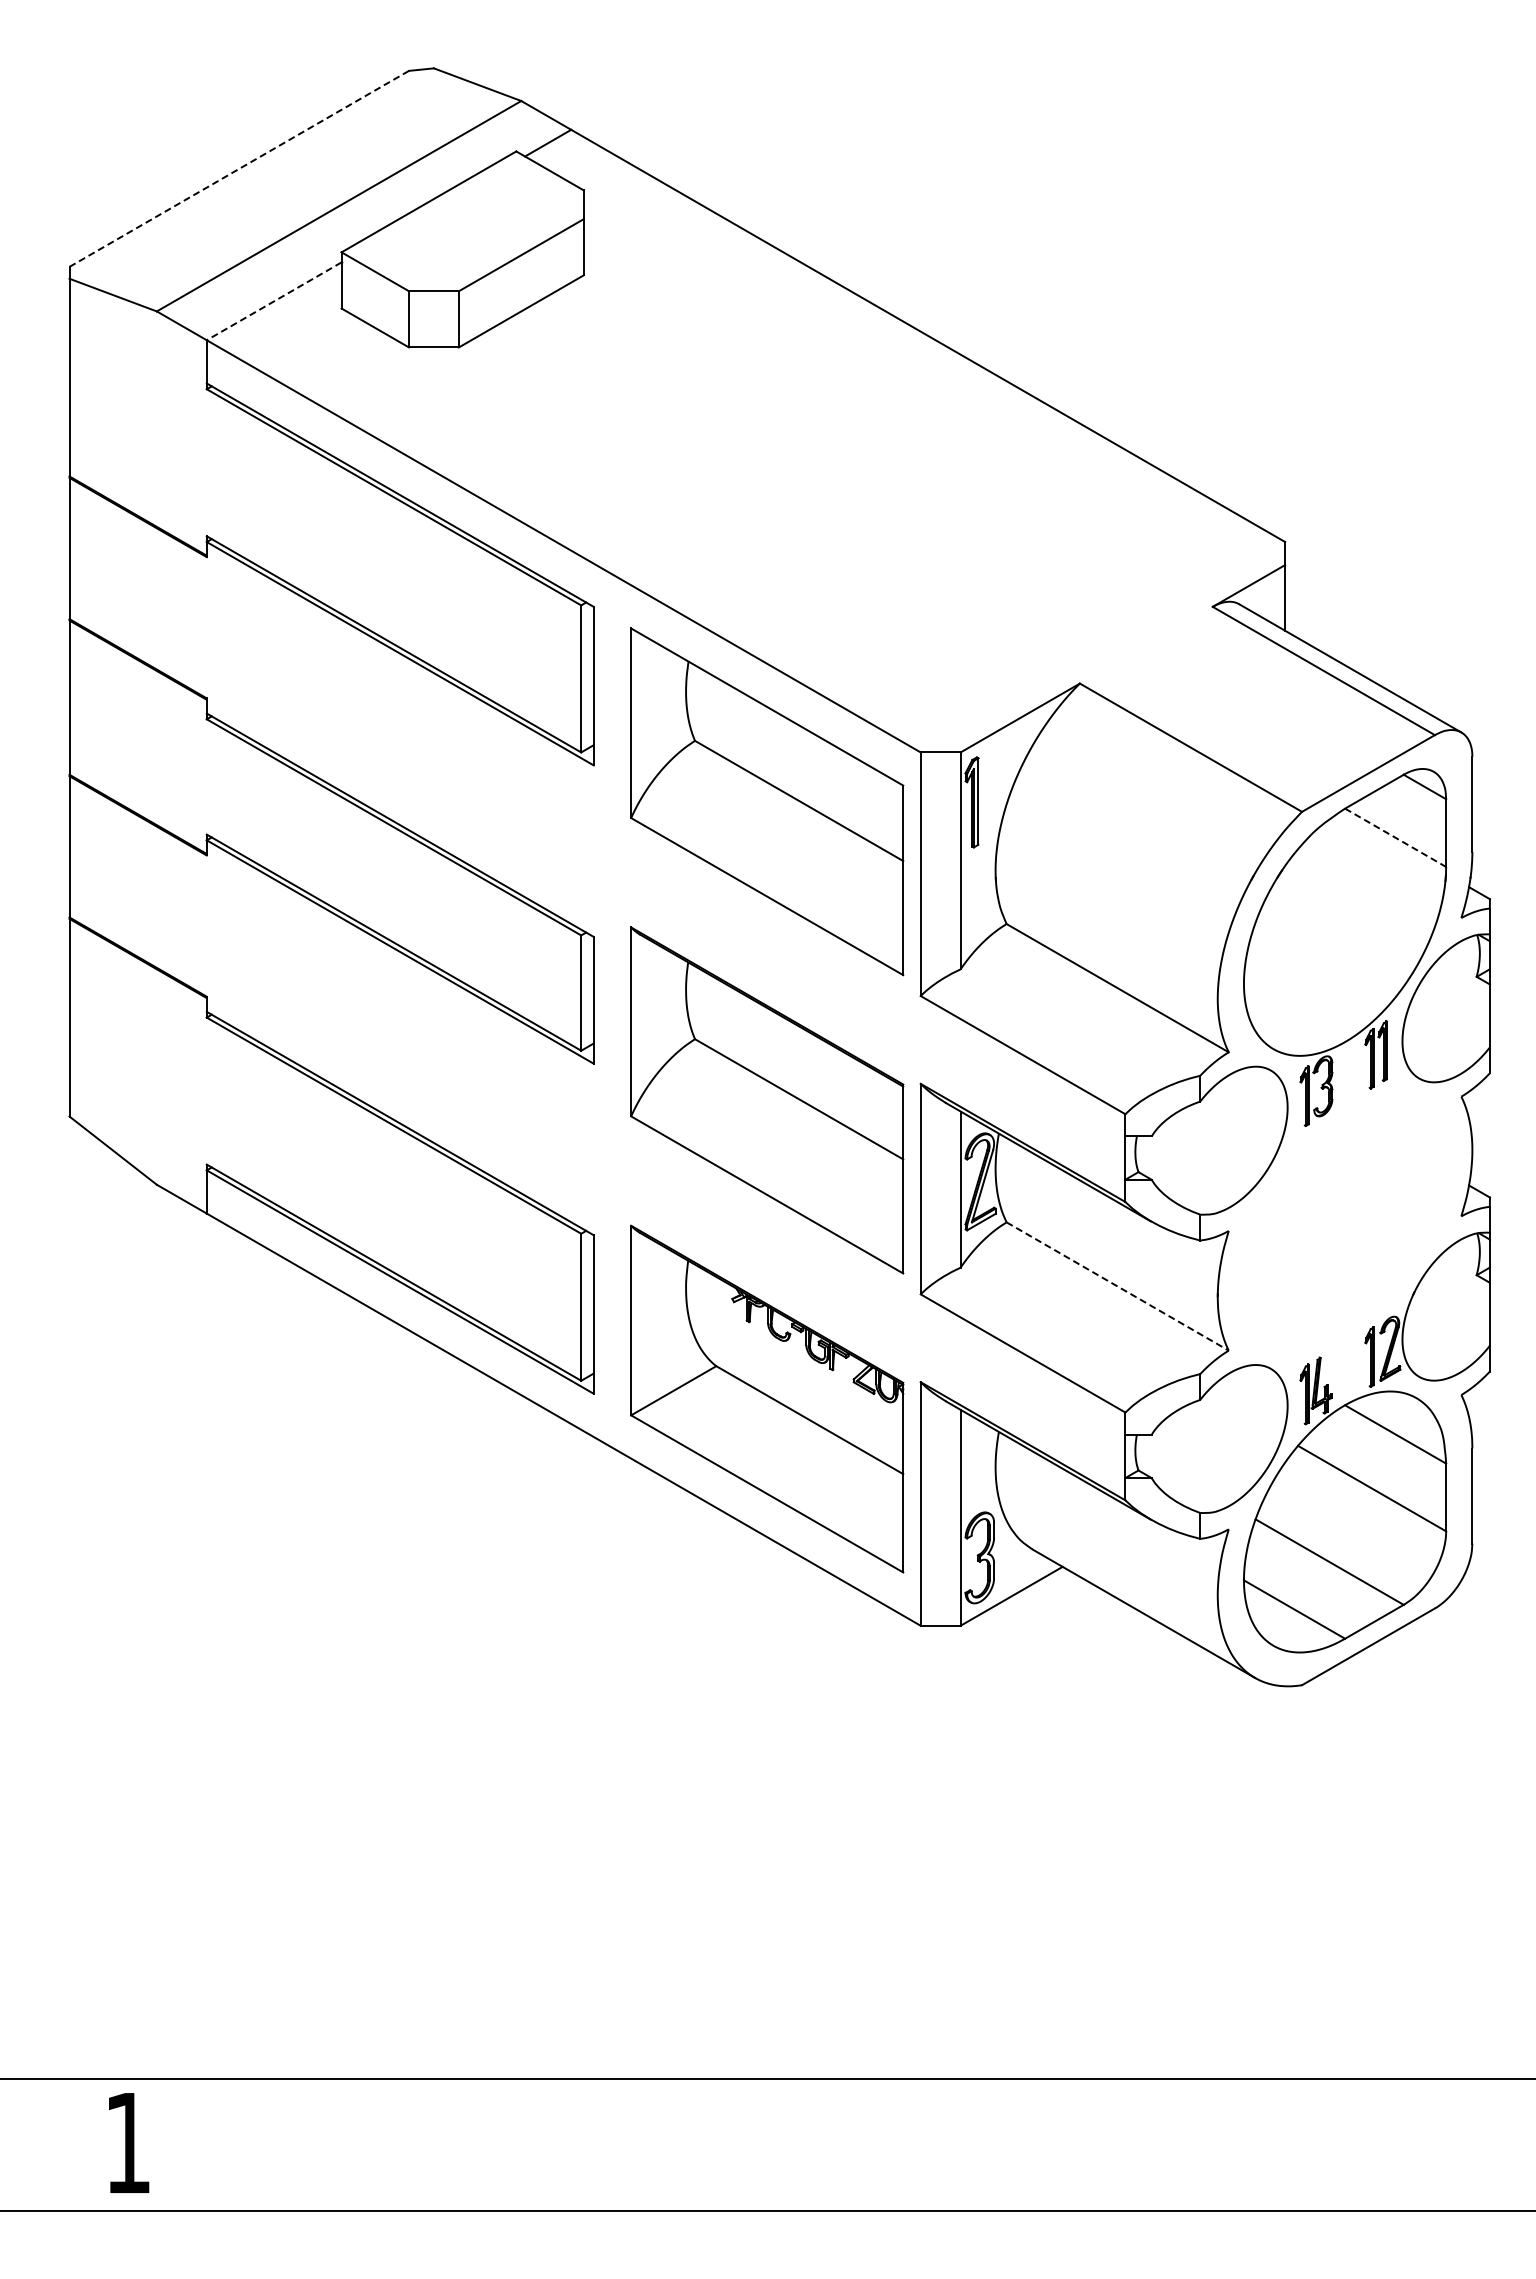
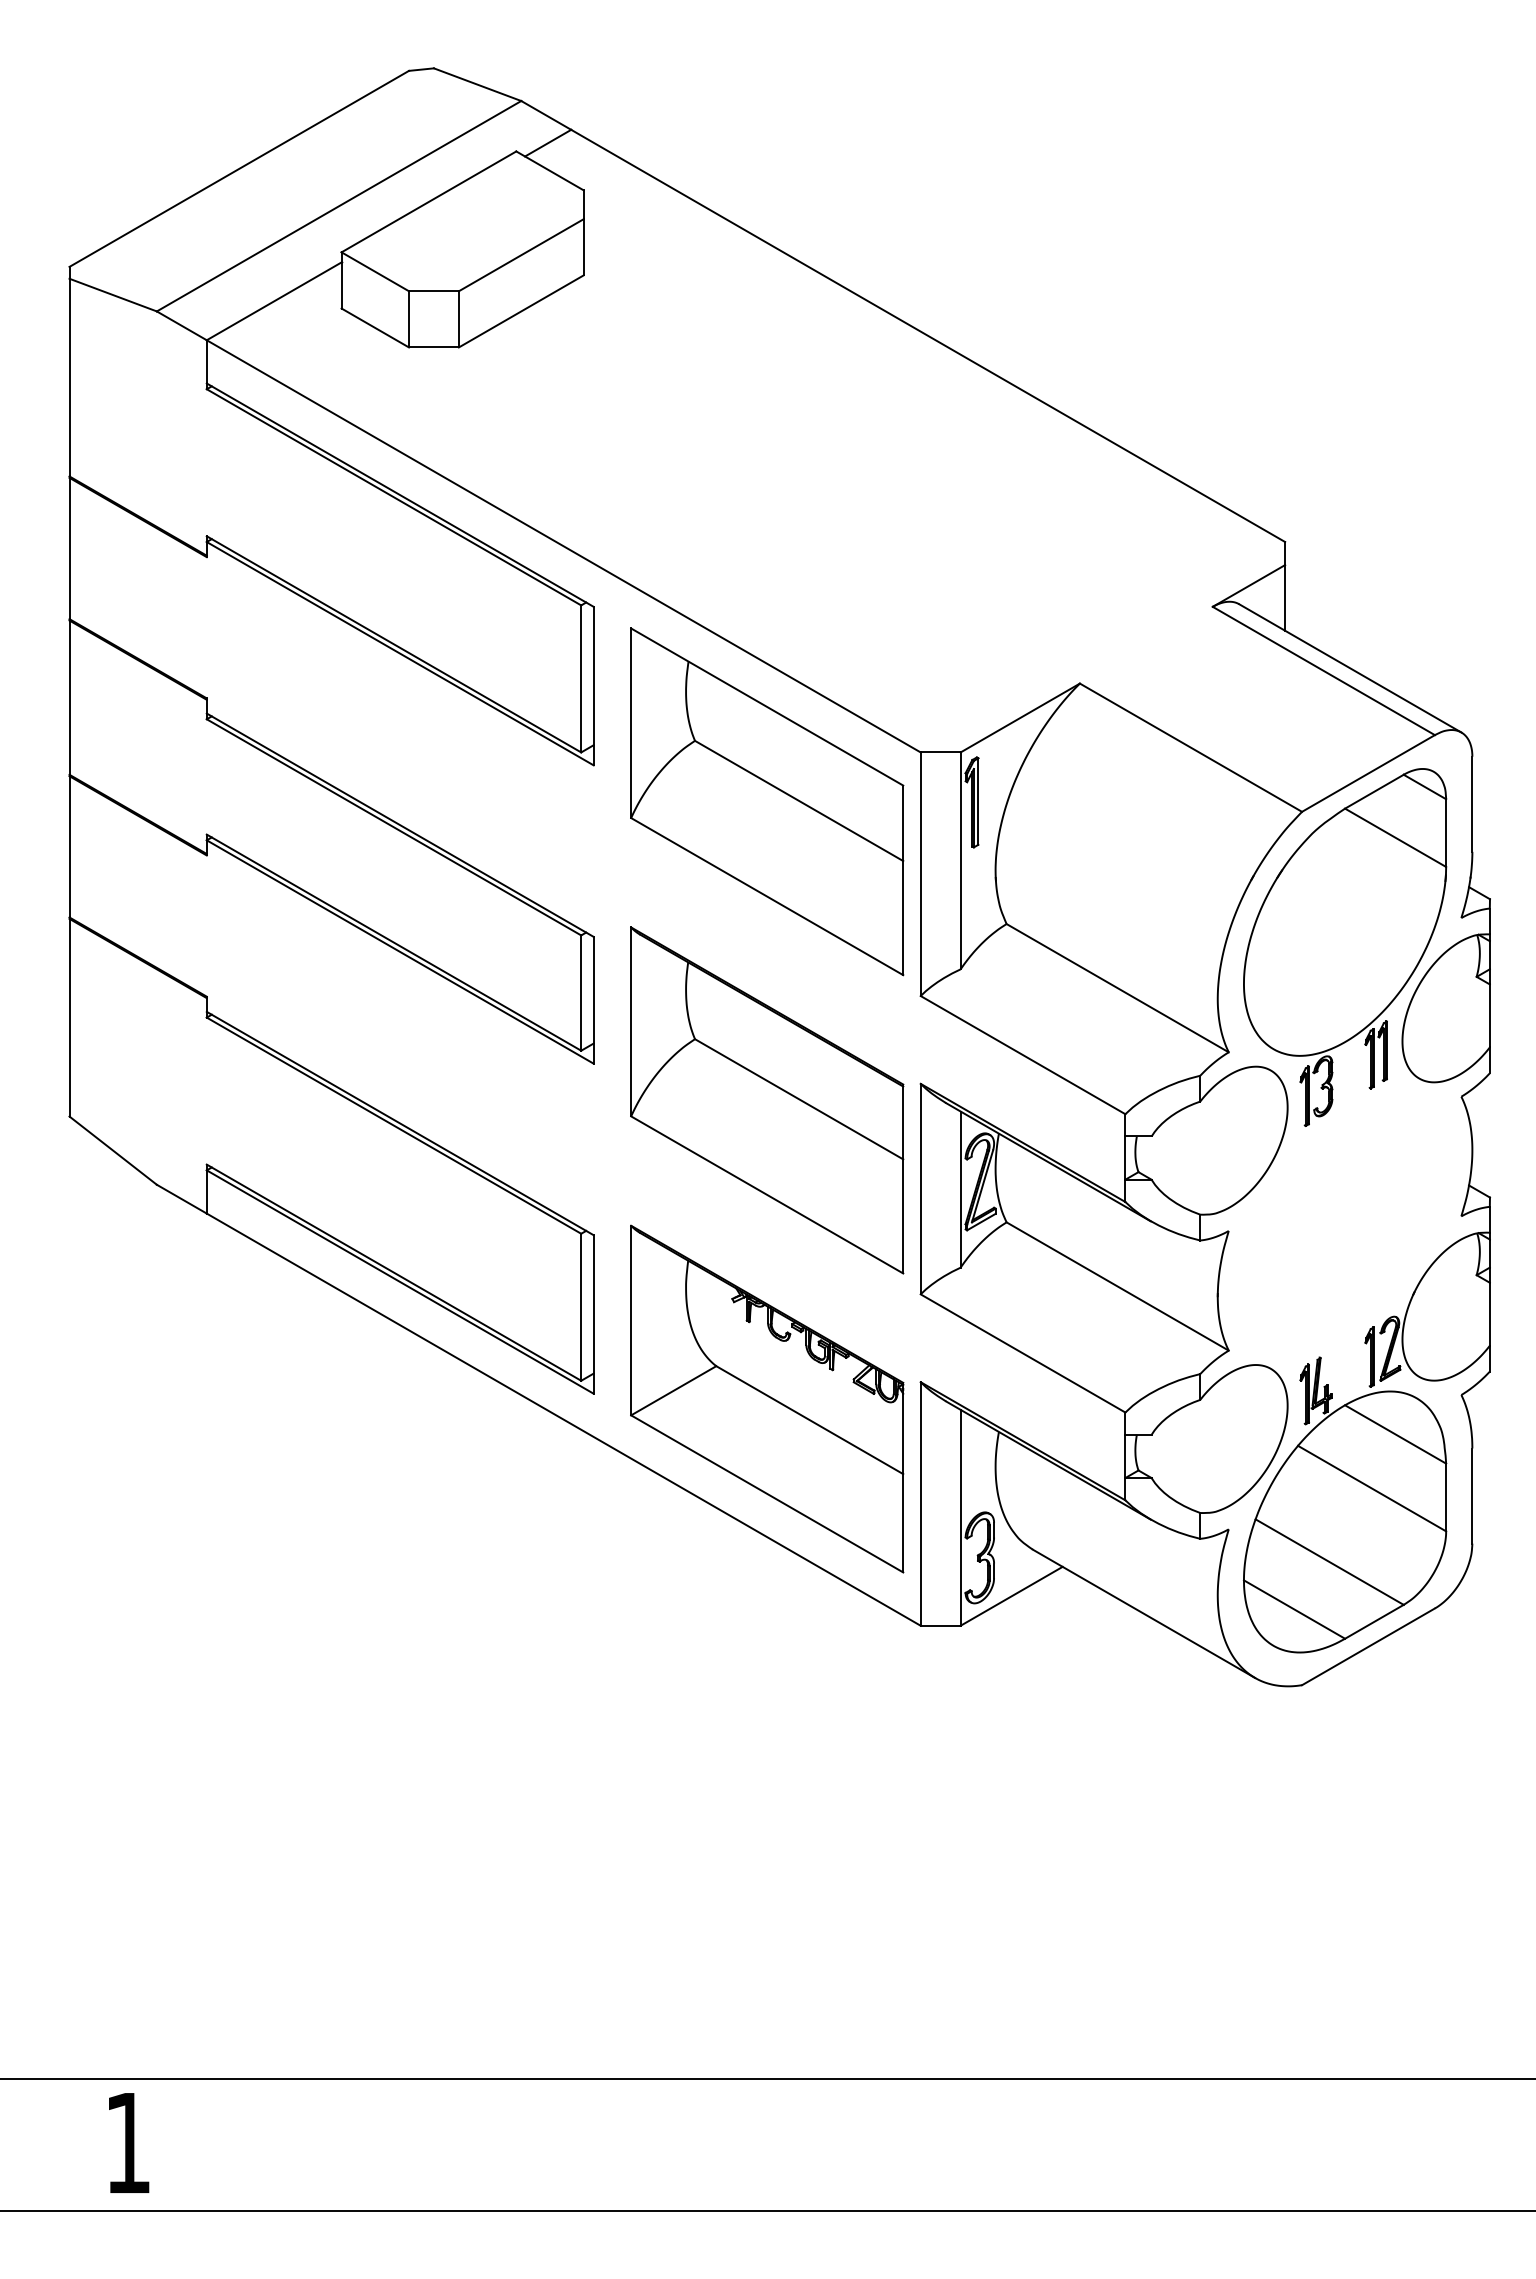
line: dashed -> solid (239, 168)
line: dashed -> solid (274, 301)
line: dashed -> solid (1396, 838)
line: dashed -> solid (1118, 1286)
